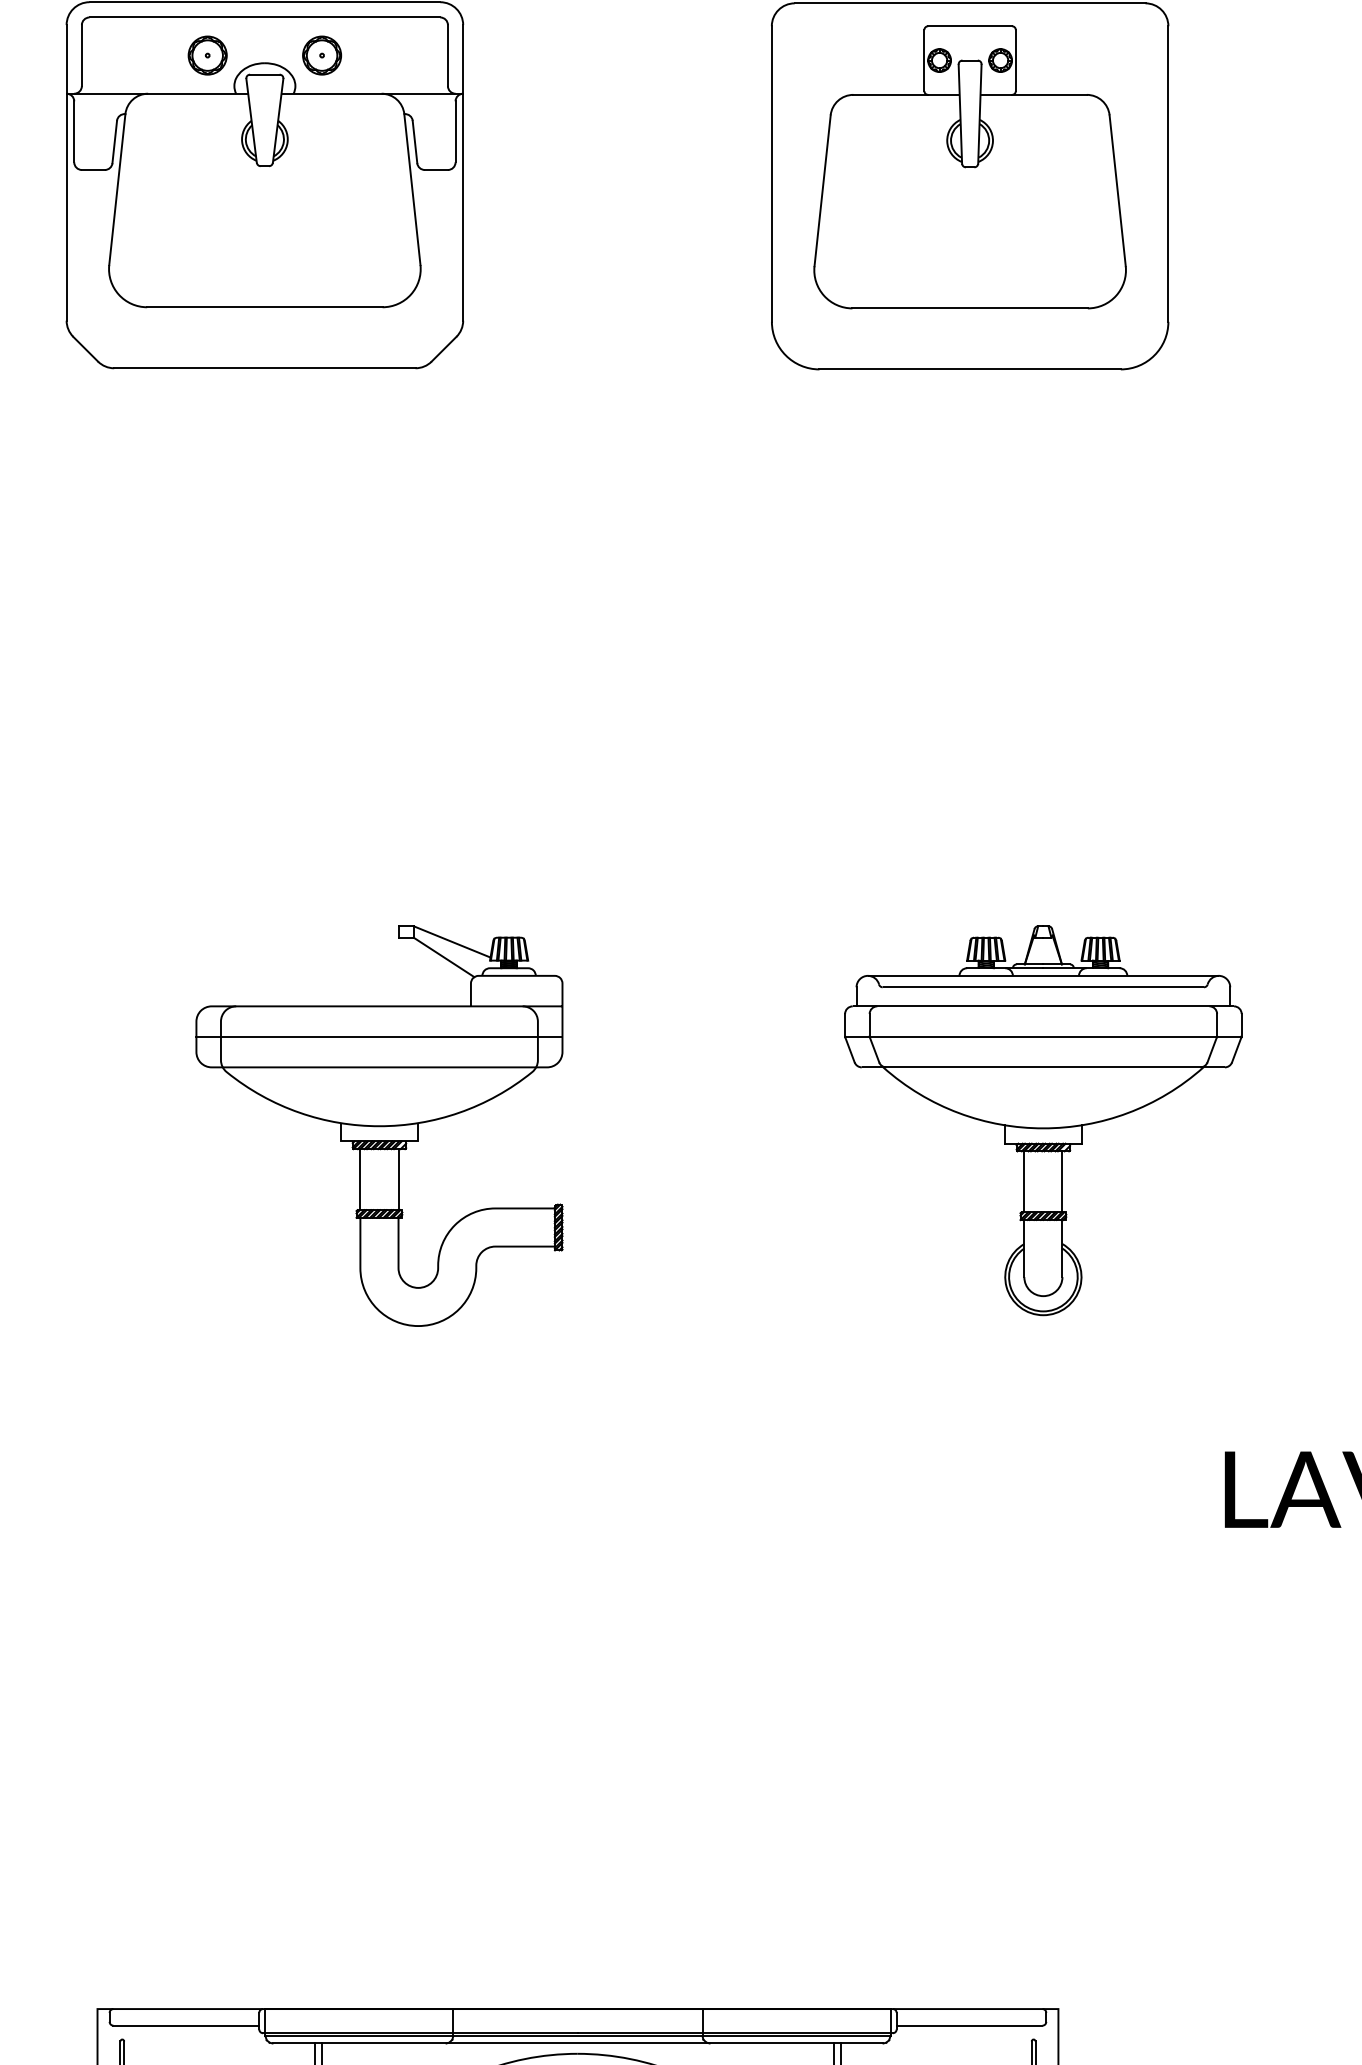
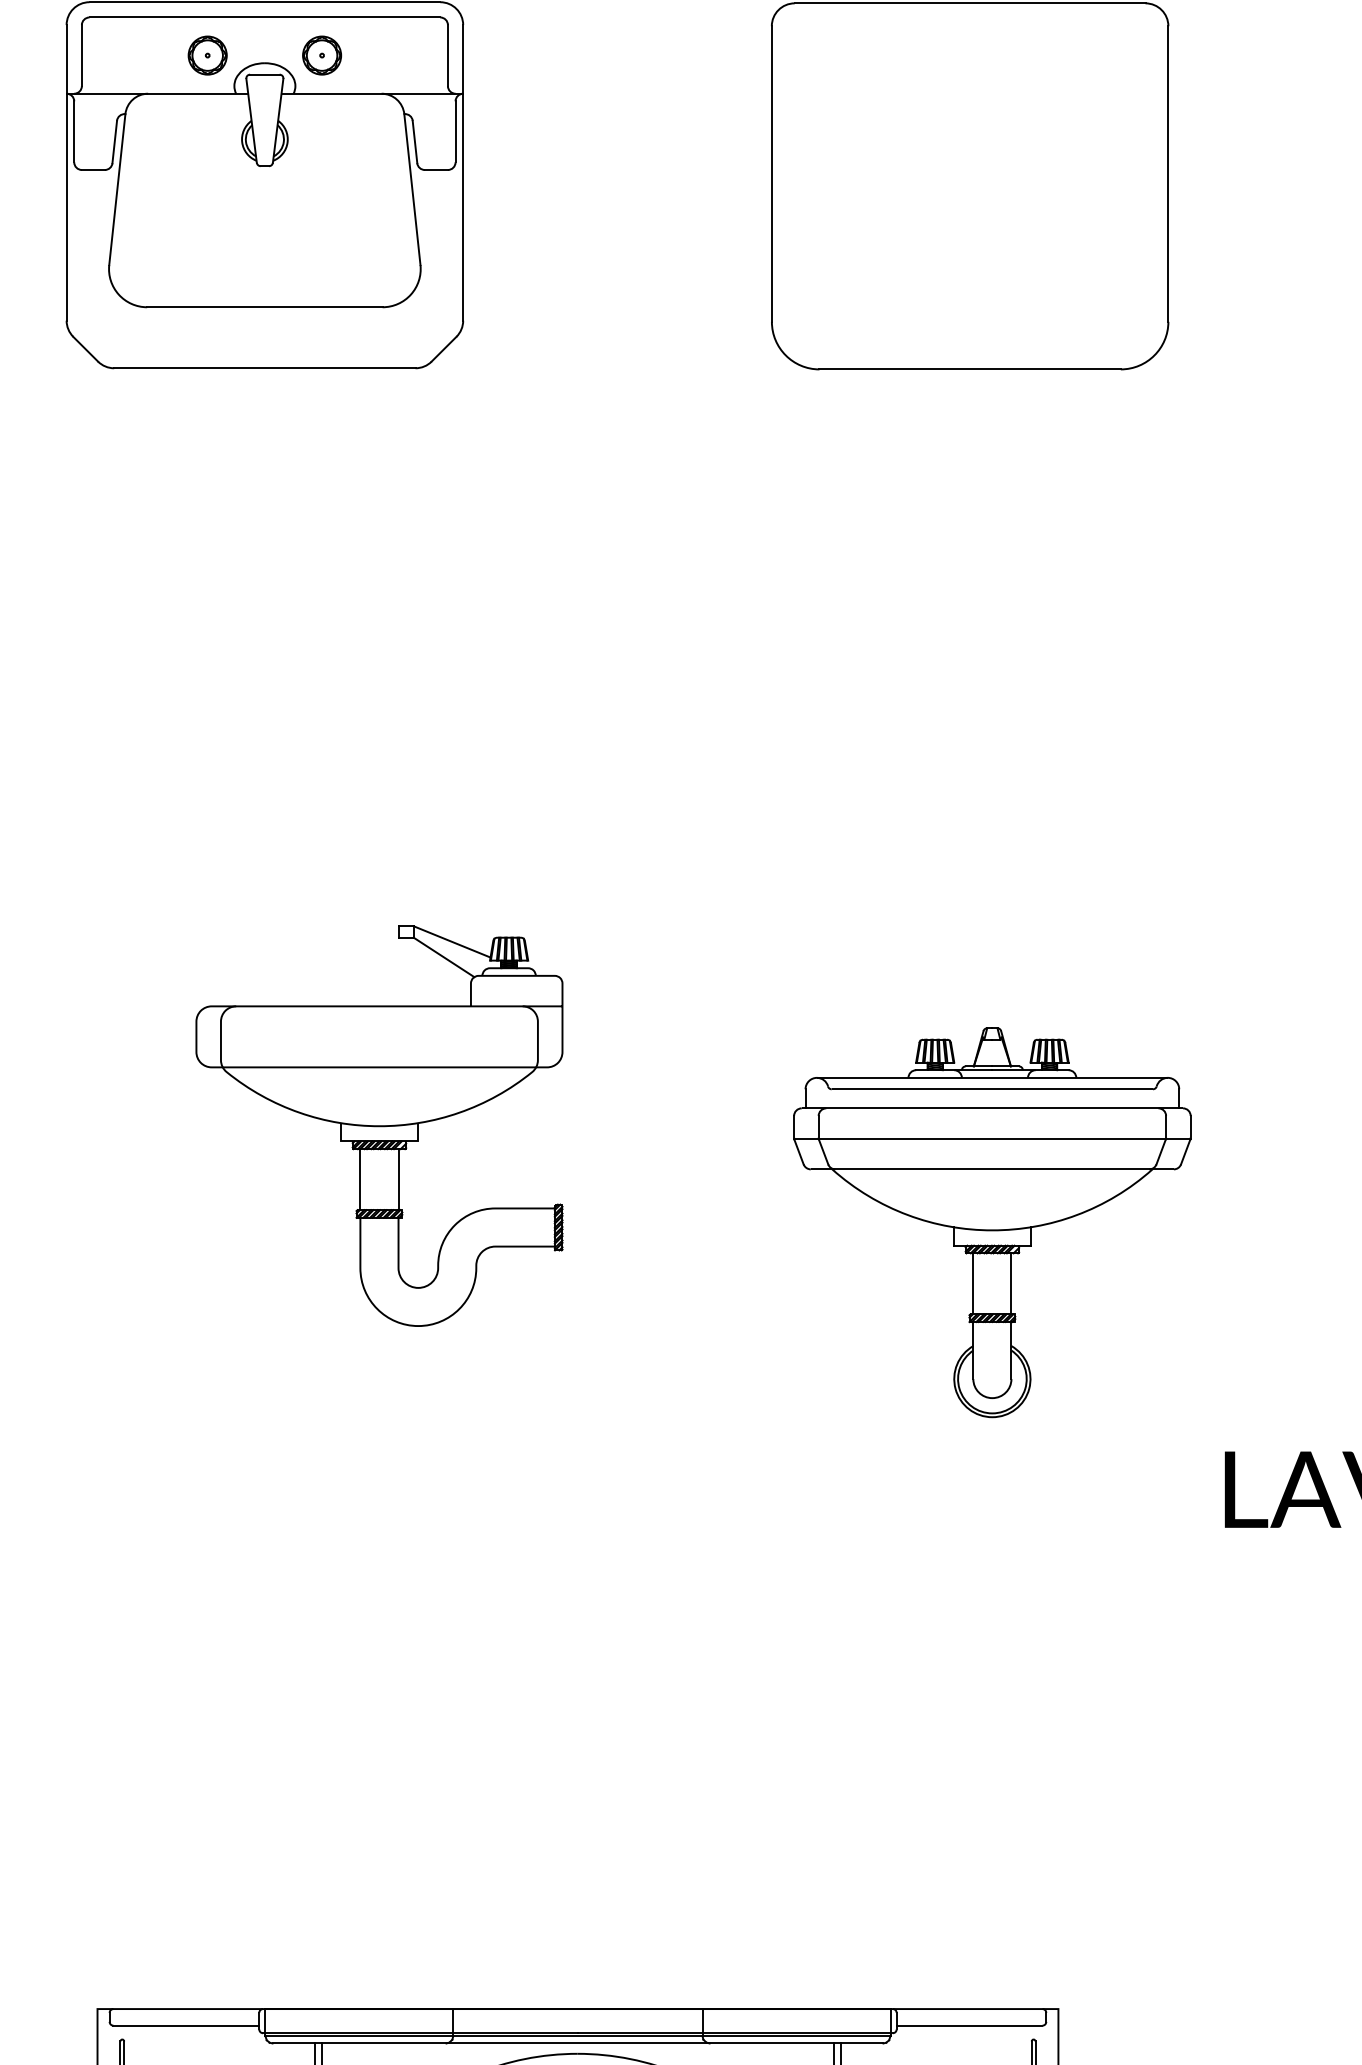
part: present -> none (969, 167)
line: present -> none (379, 1036)
part position: (1043, 1120) -> (992, 1222) (992, 1222)
